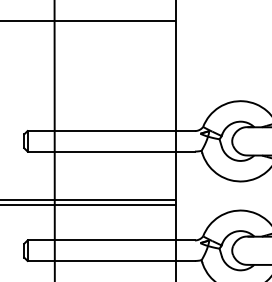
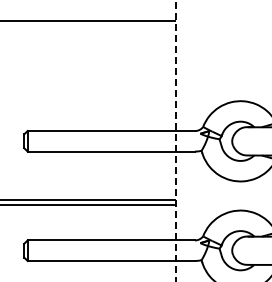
line: present -> none (54, 140)
line: solid -> dashed (175, 141)
